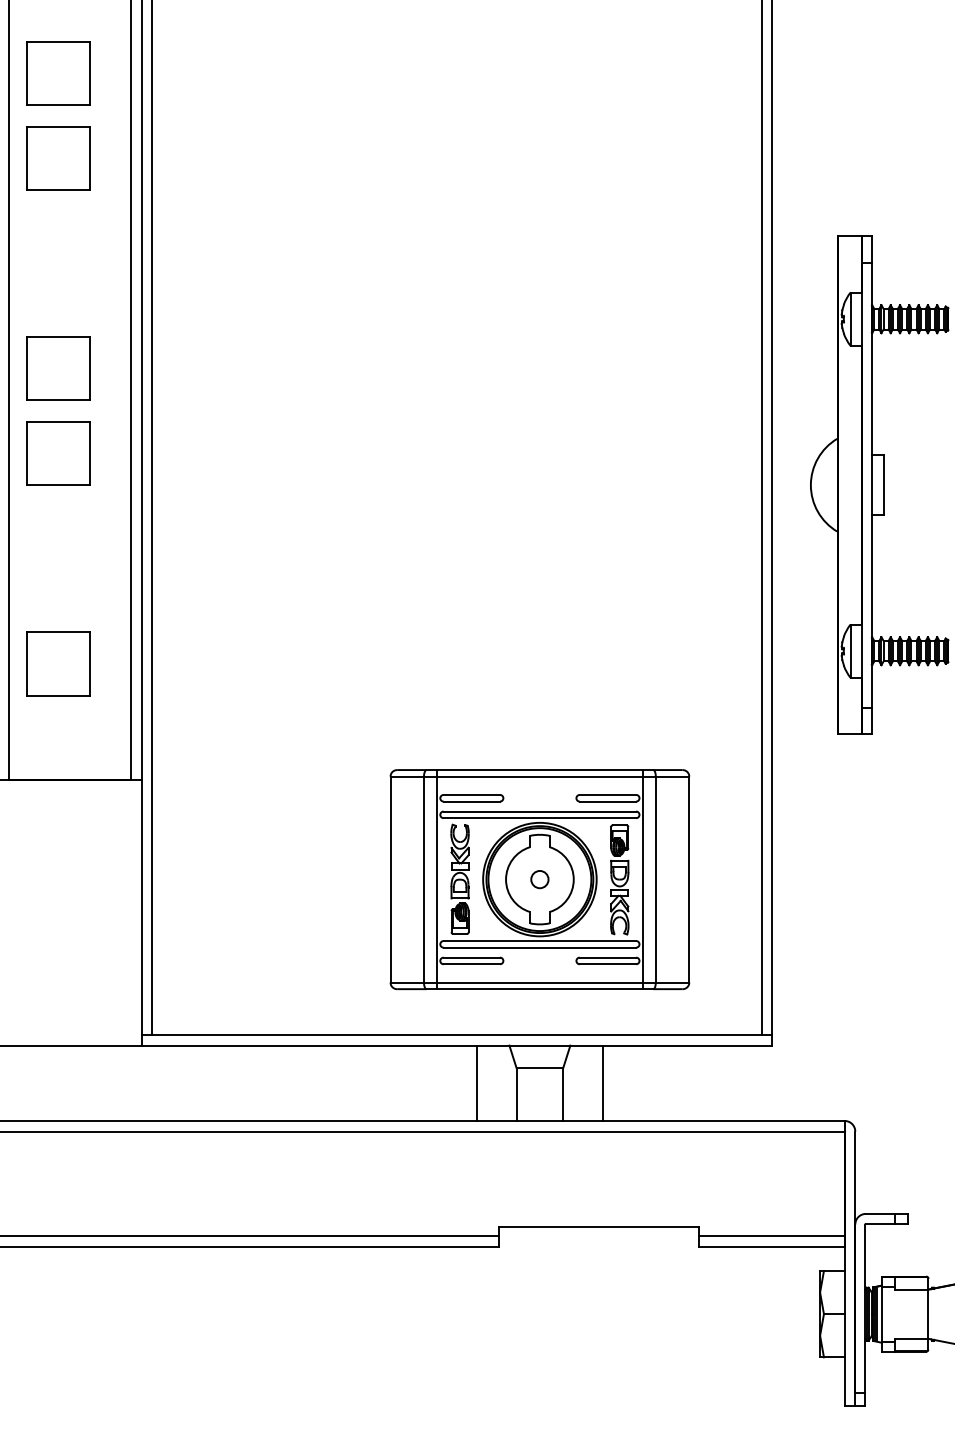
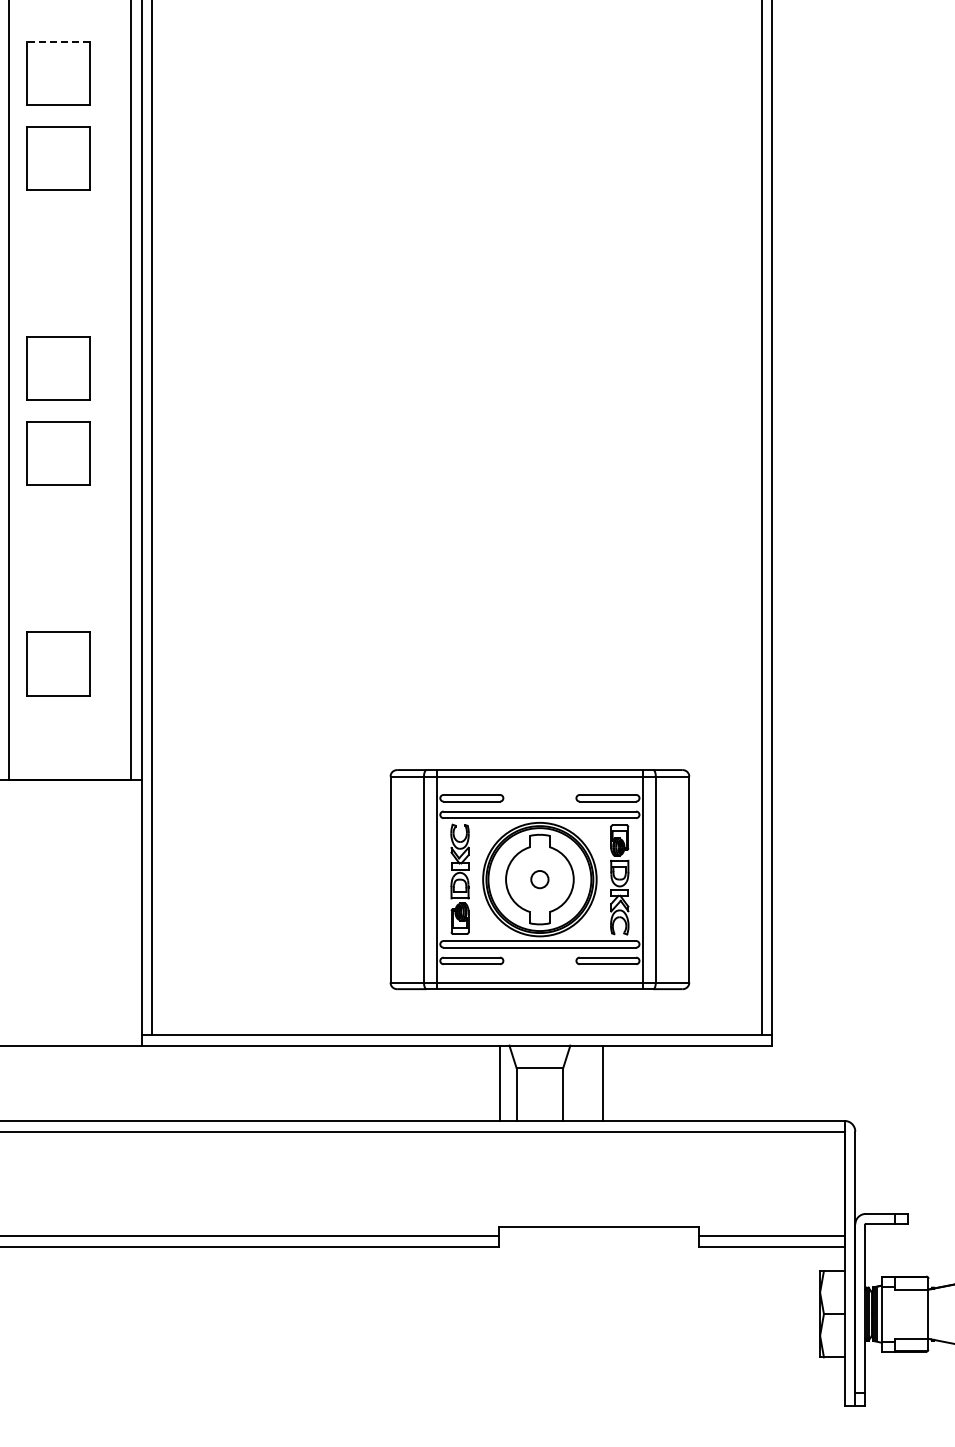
line: solid -> dashed (58, 42)
part: present -> none (879, 484)
line position: (476, 1082) -> (499, 1082) (499, 1082)
